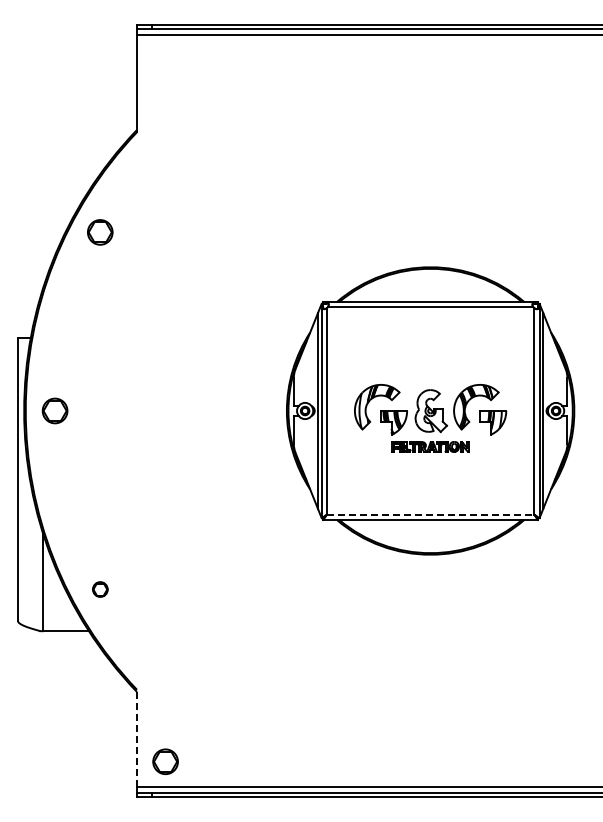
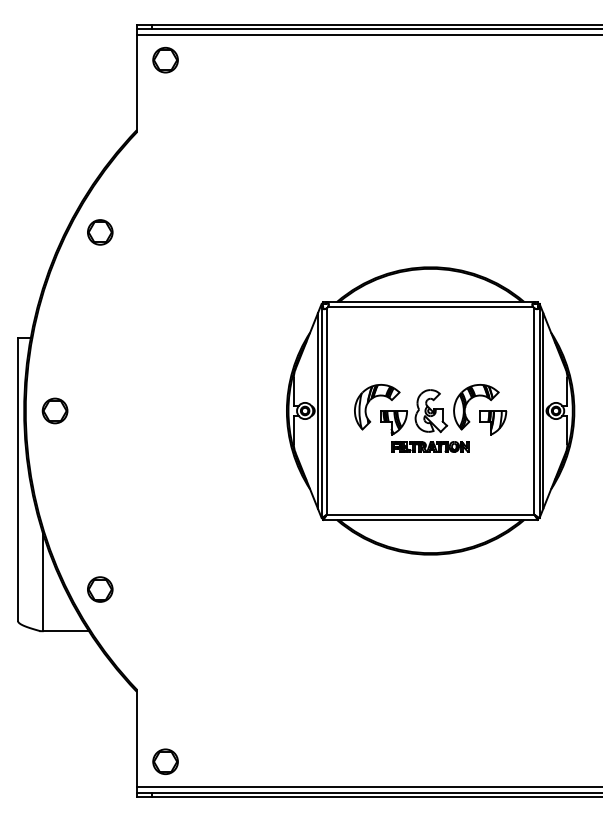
part: none -> present (165, 59)
line: dashed -> solid (430, 514)
part size: 17x17 px -> 27x27 px (100, 589)
line: dashed -> solid (137, 738)
